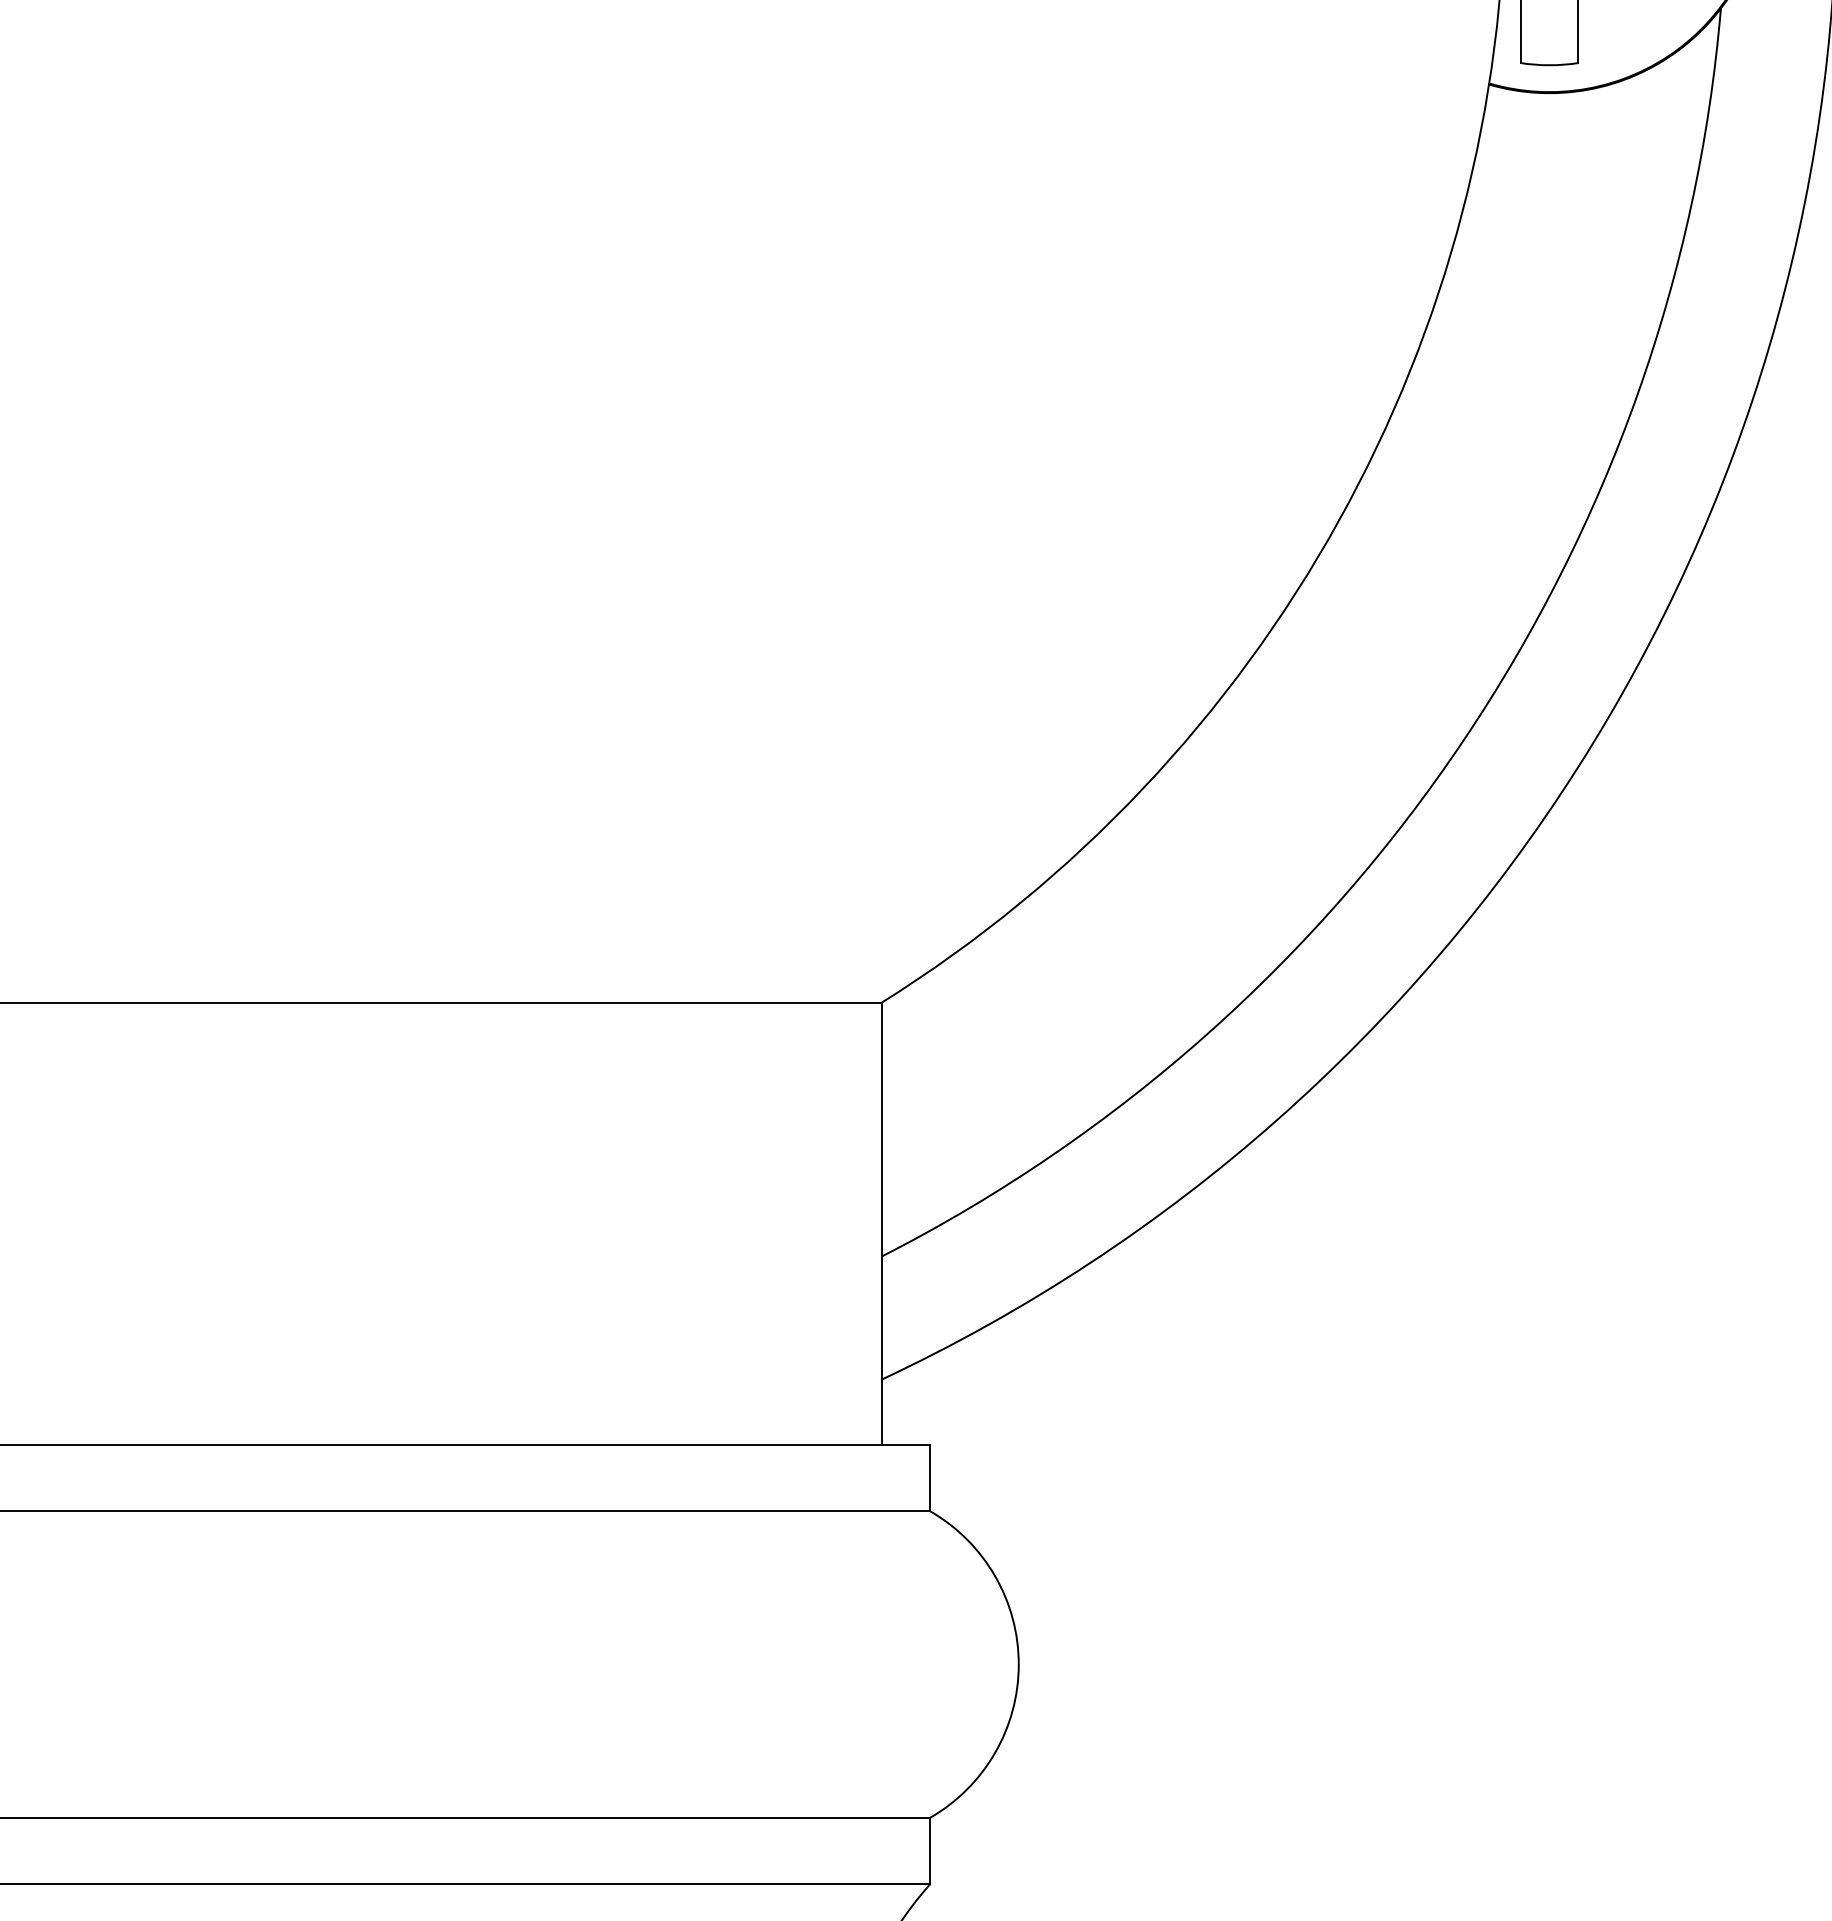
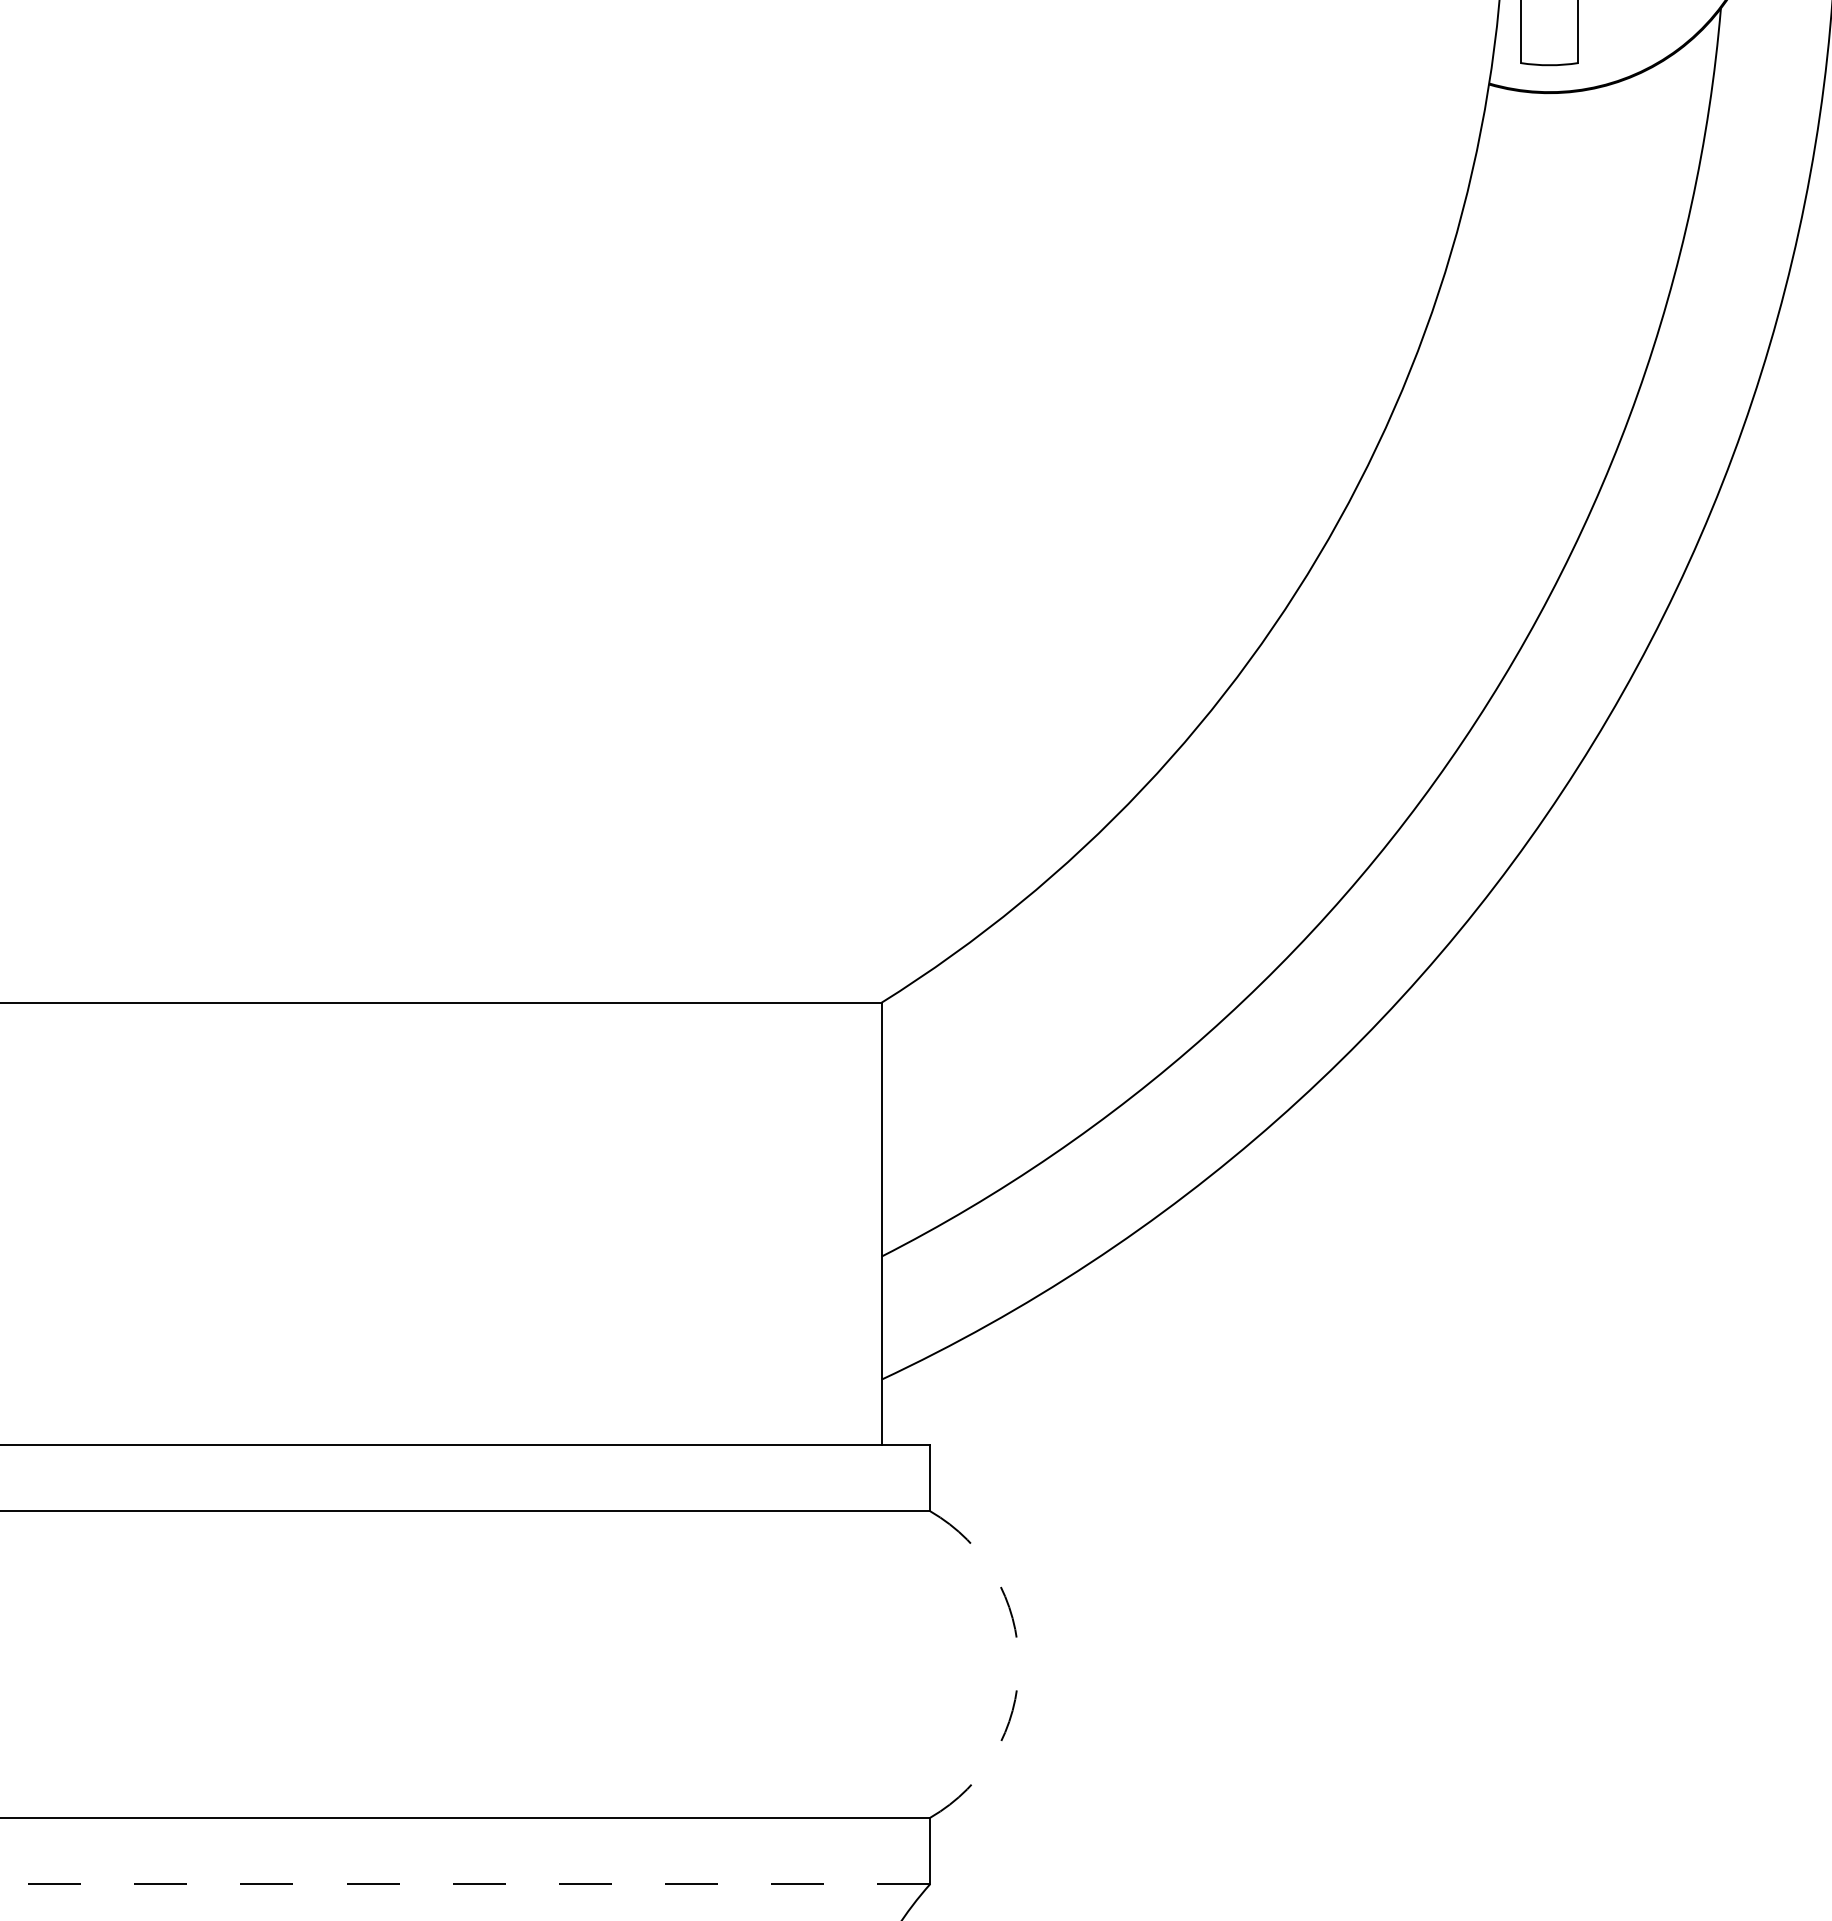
arc: solid -> dashed (1018, 1664)
line: solid -> dashed (465, 1884)
